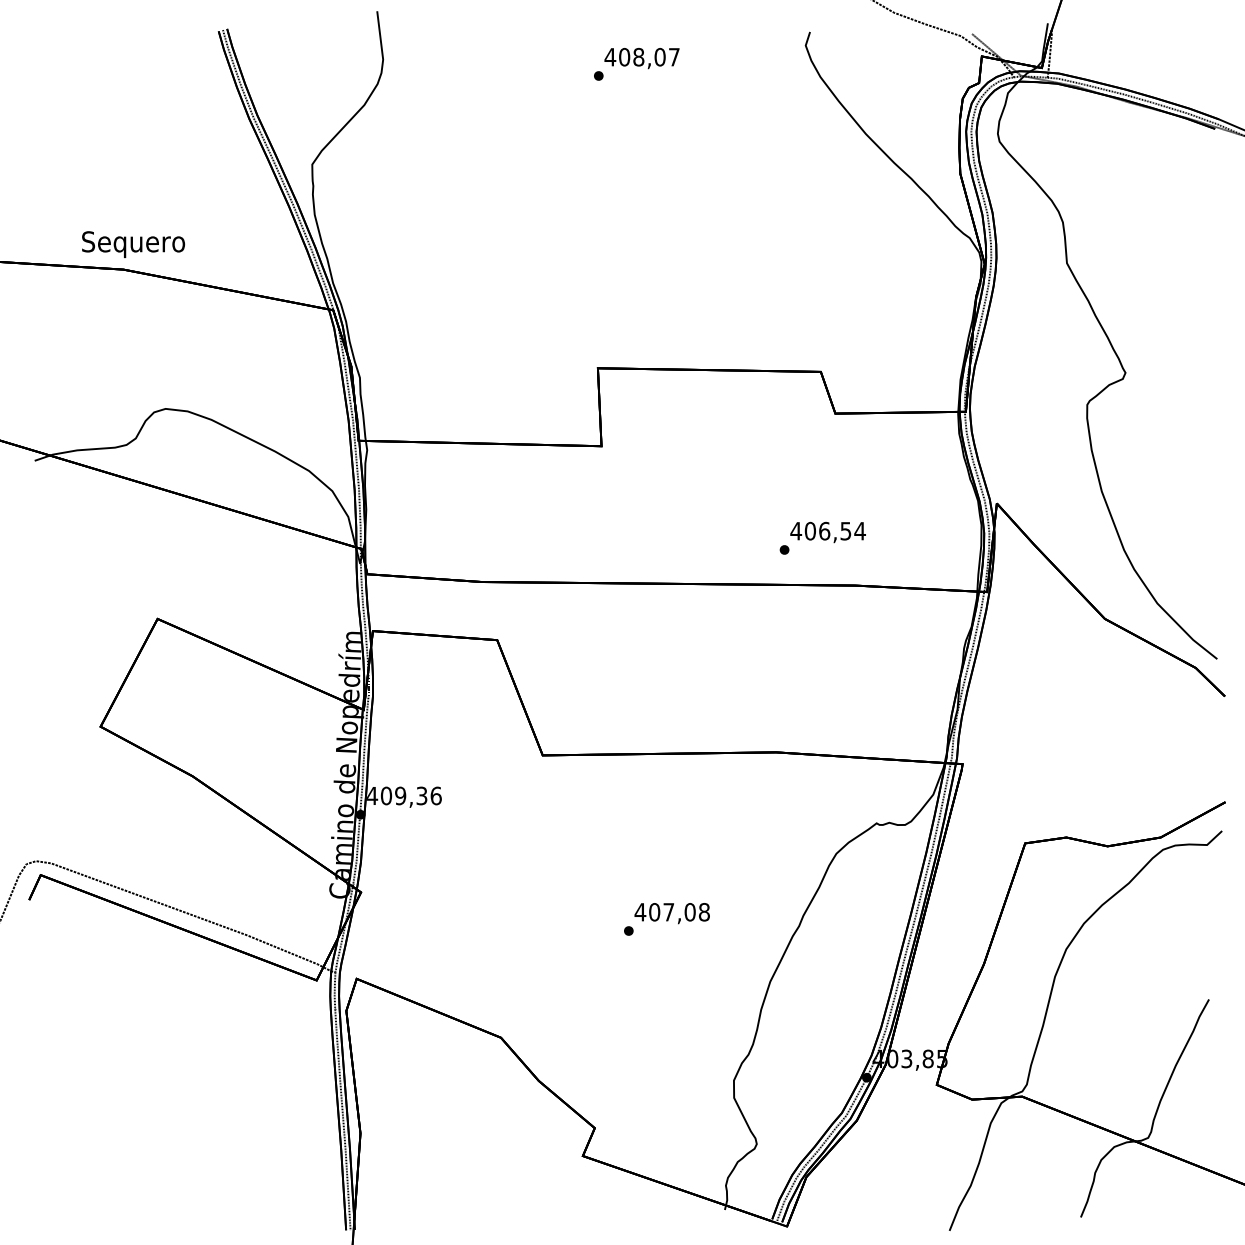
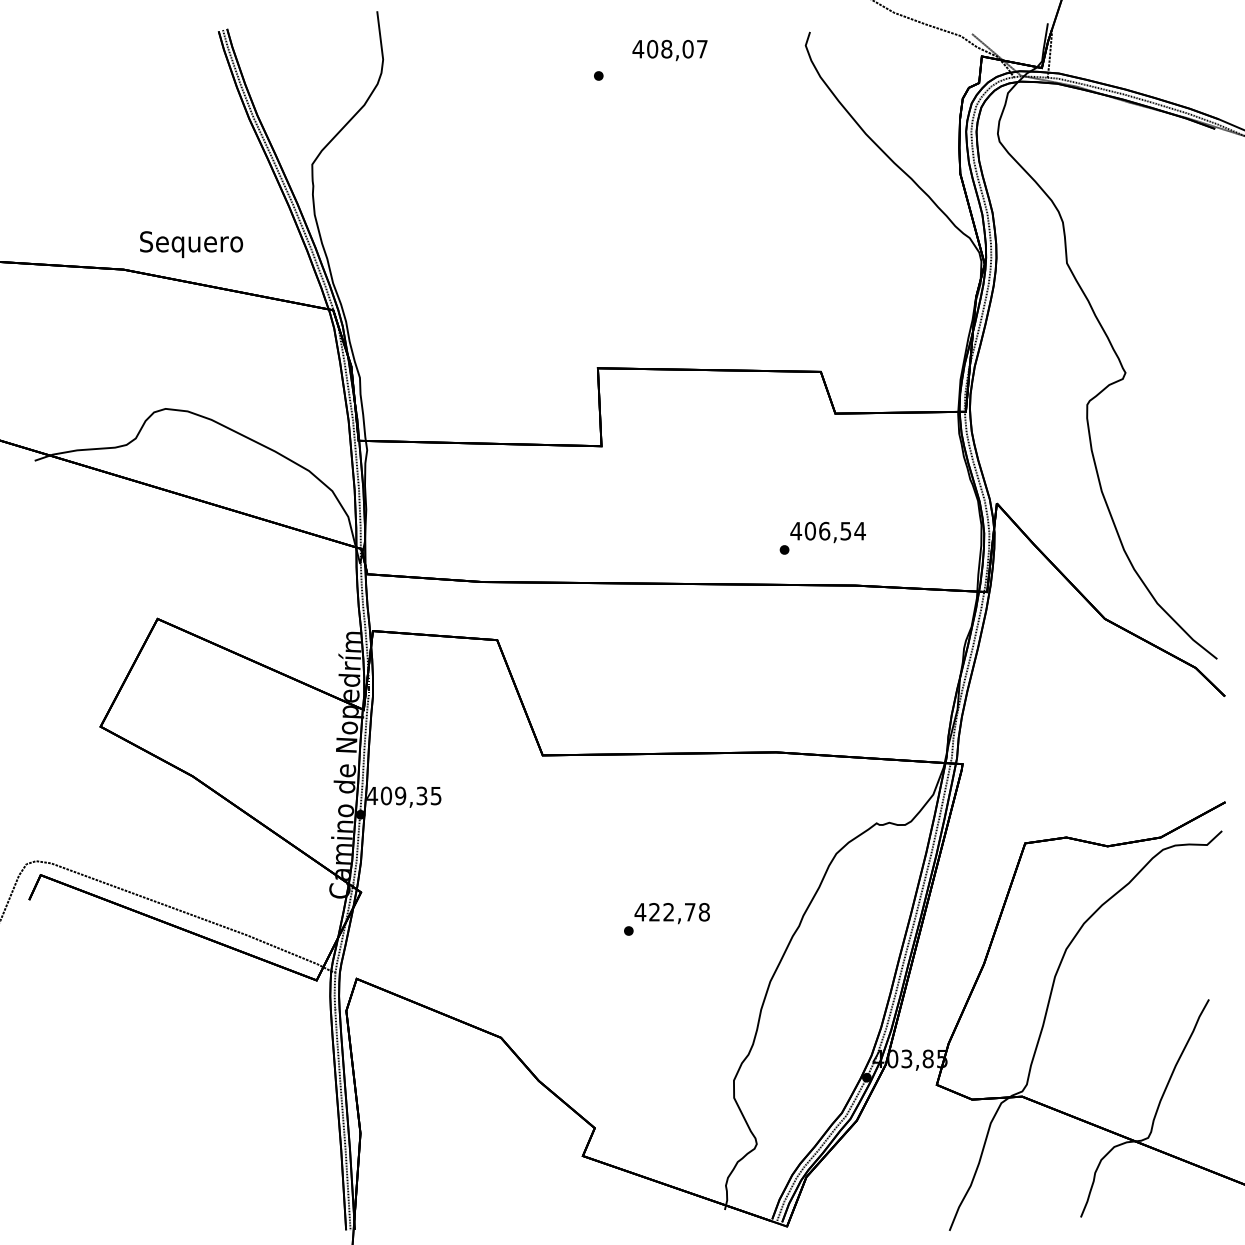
text position: (641, 58) -> (669, 50) (669, 50)
text position: (133, 244) -> (191, 244) (191, 244)
text: 409,36 -> 409,35 (435, 795)
text: 407,08 -> 422,78 (672, 912)
